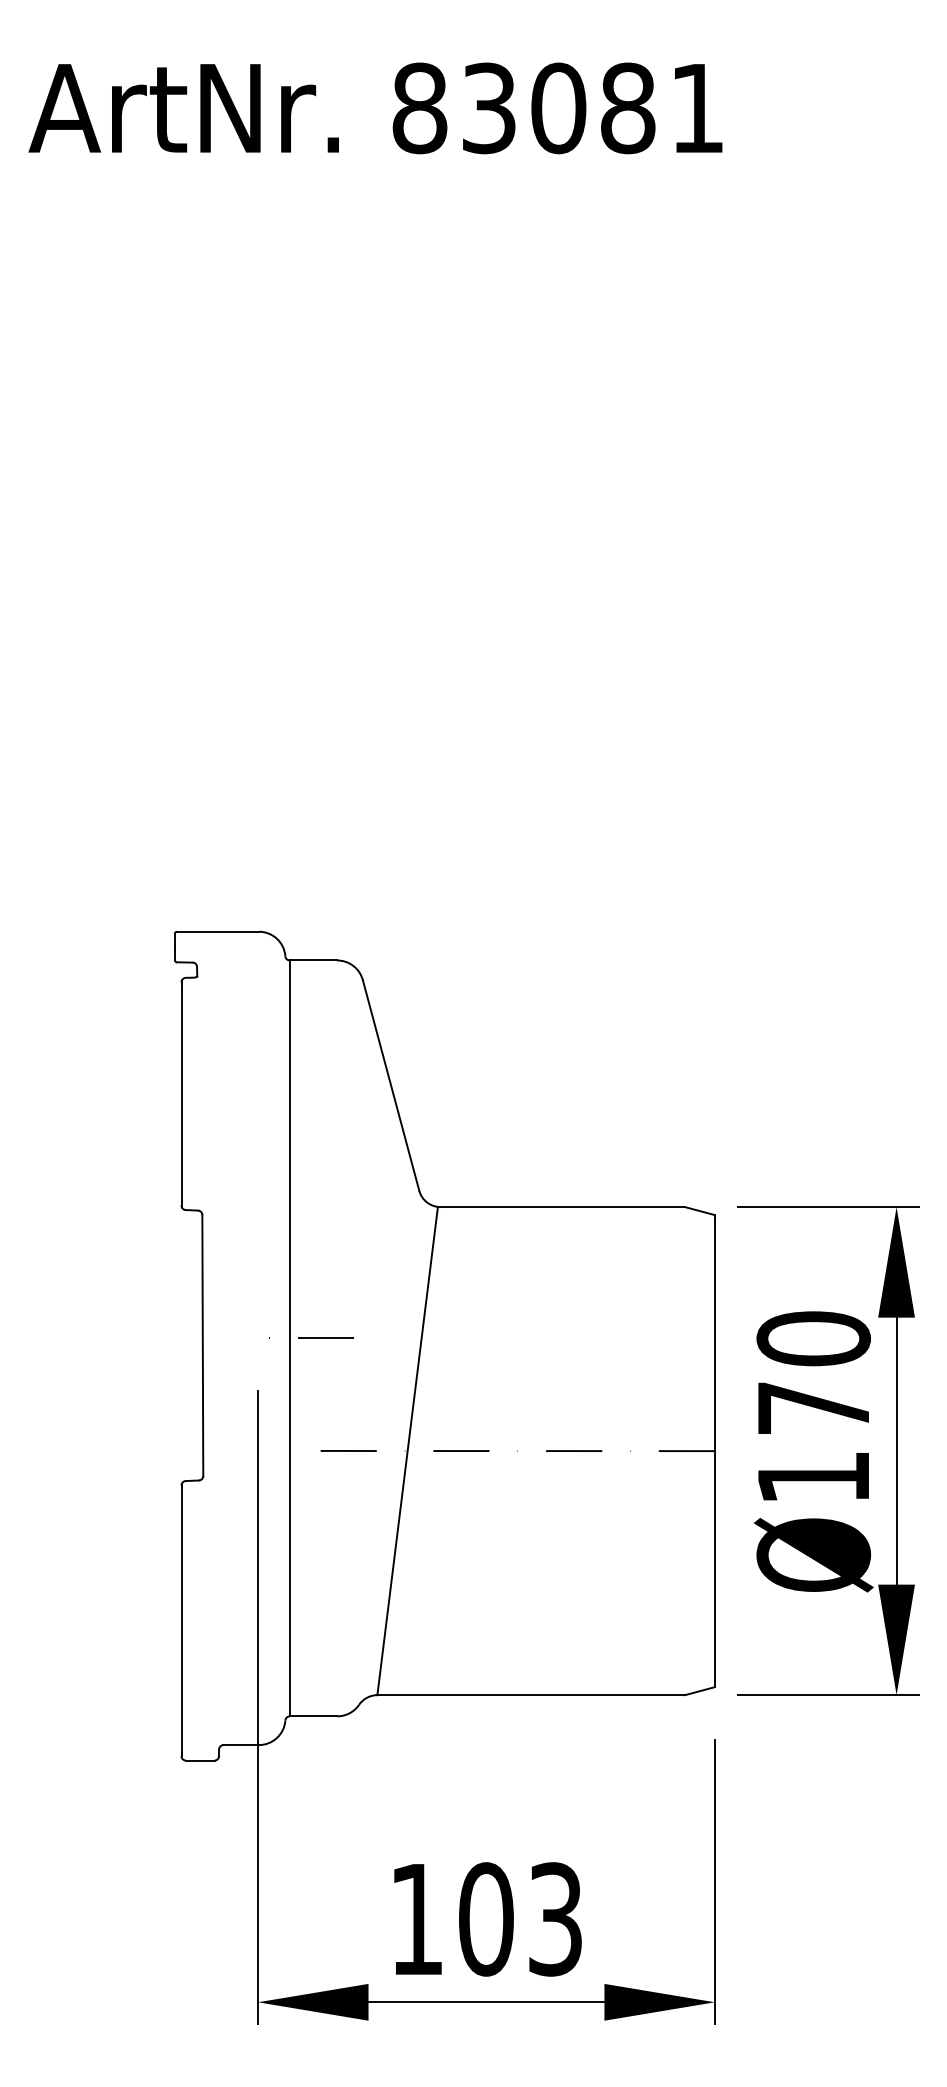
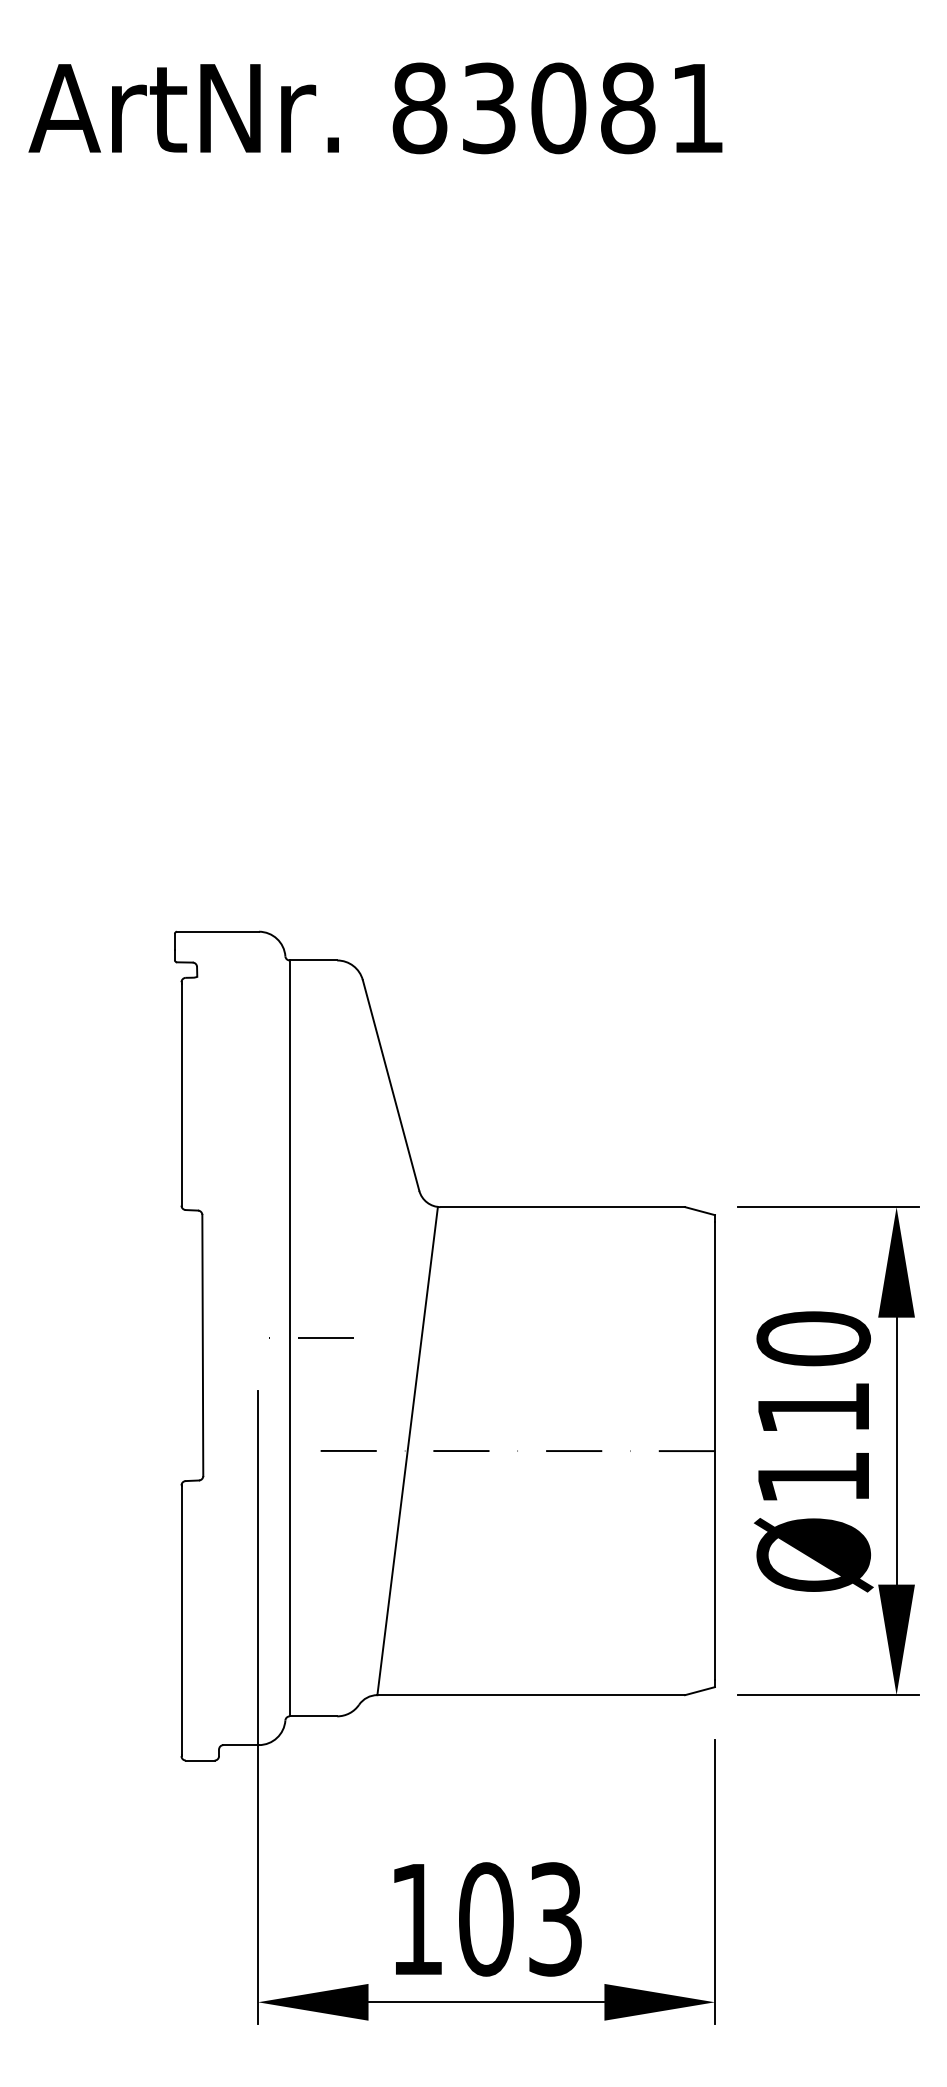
text: Ø170 -> Ø110 (813, 1407)
